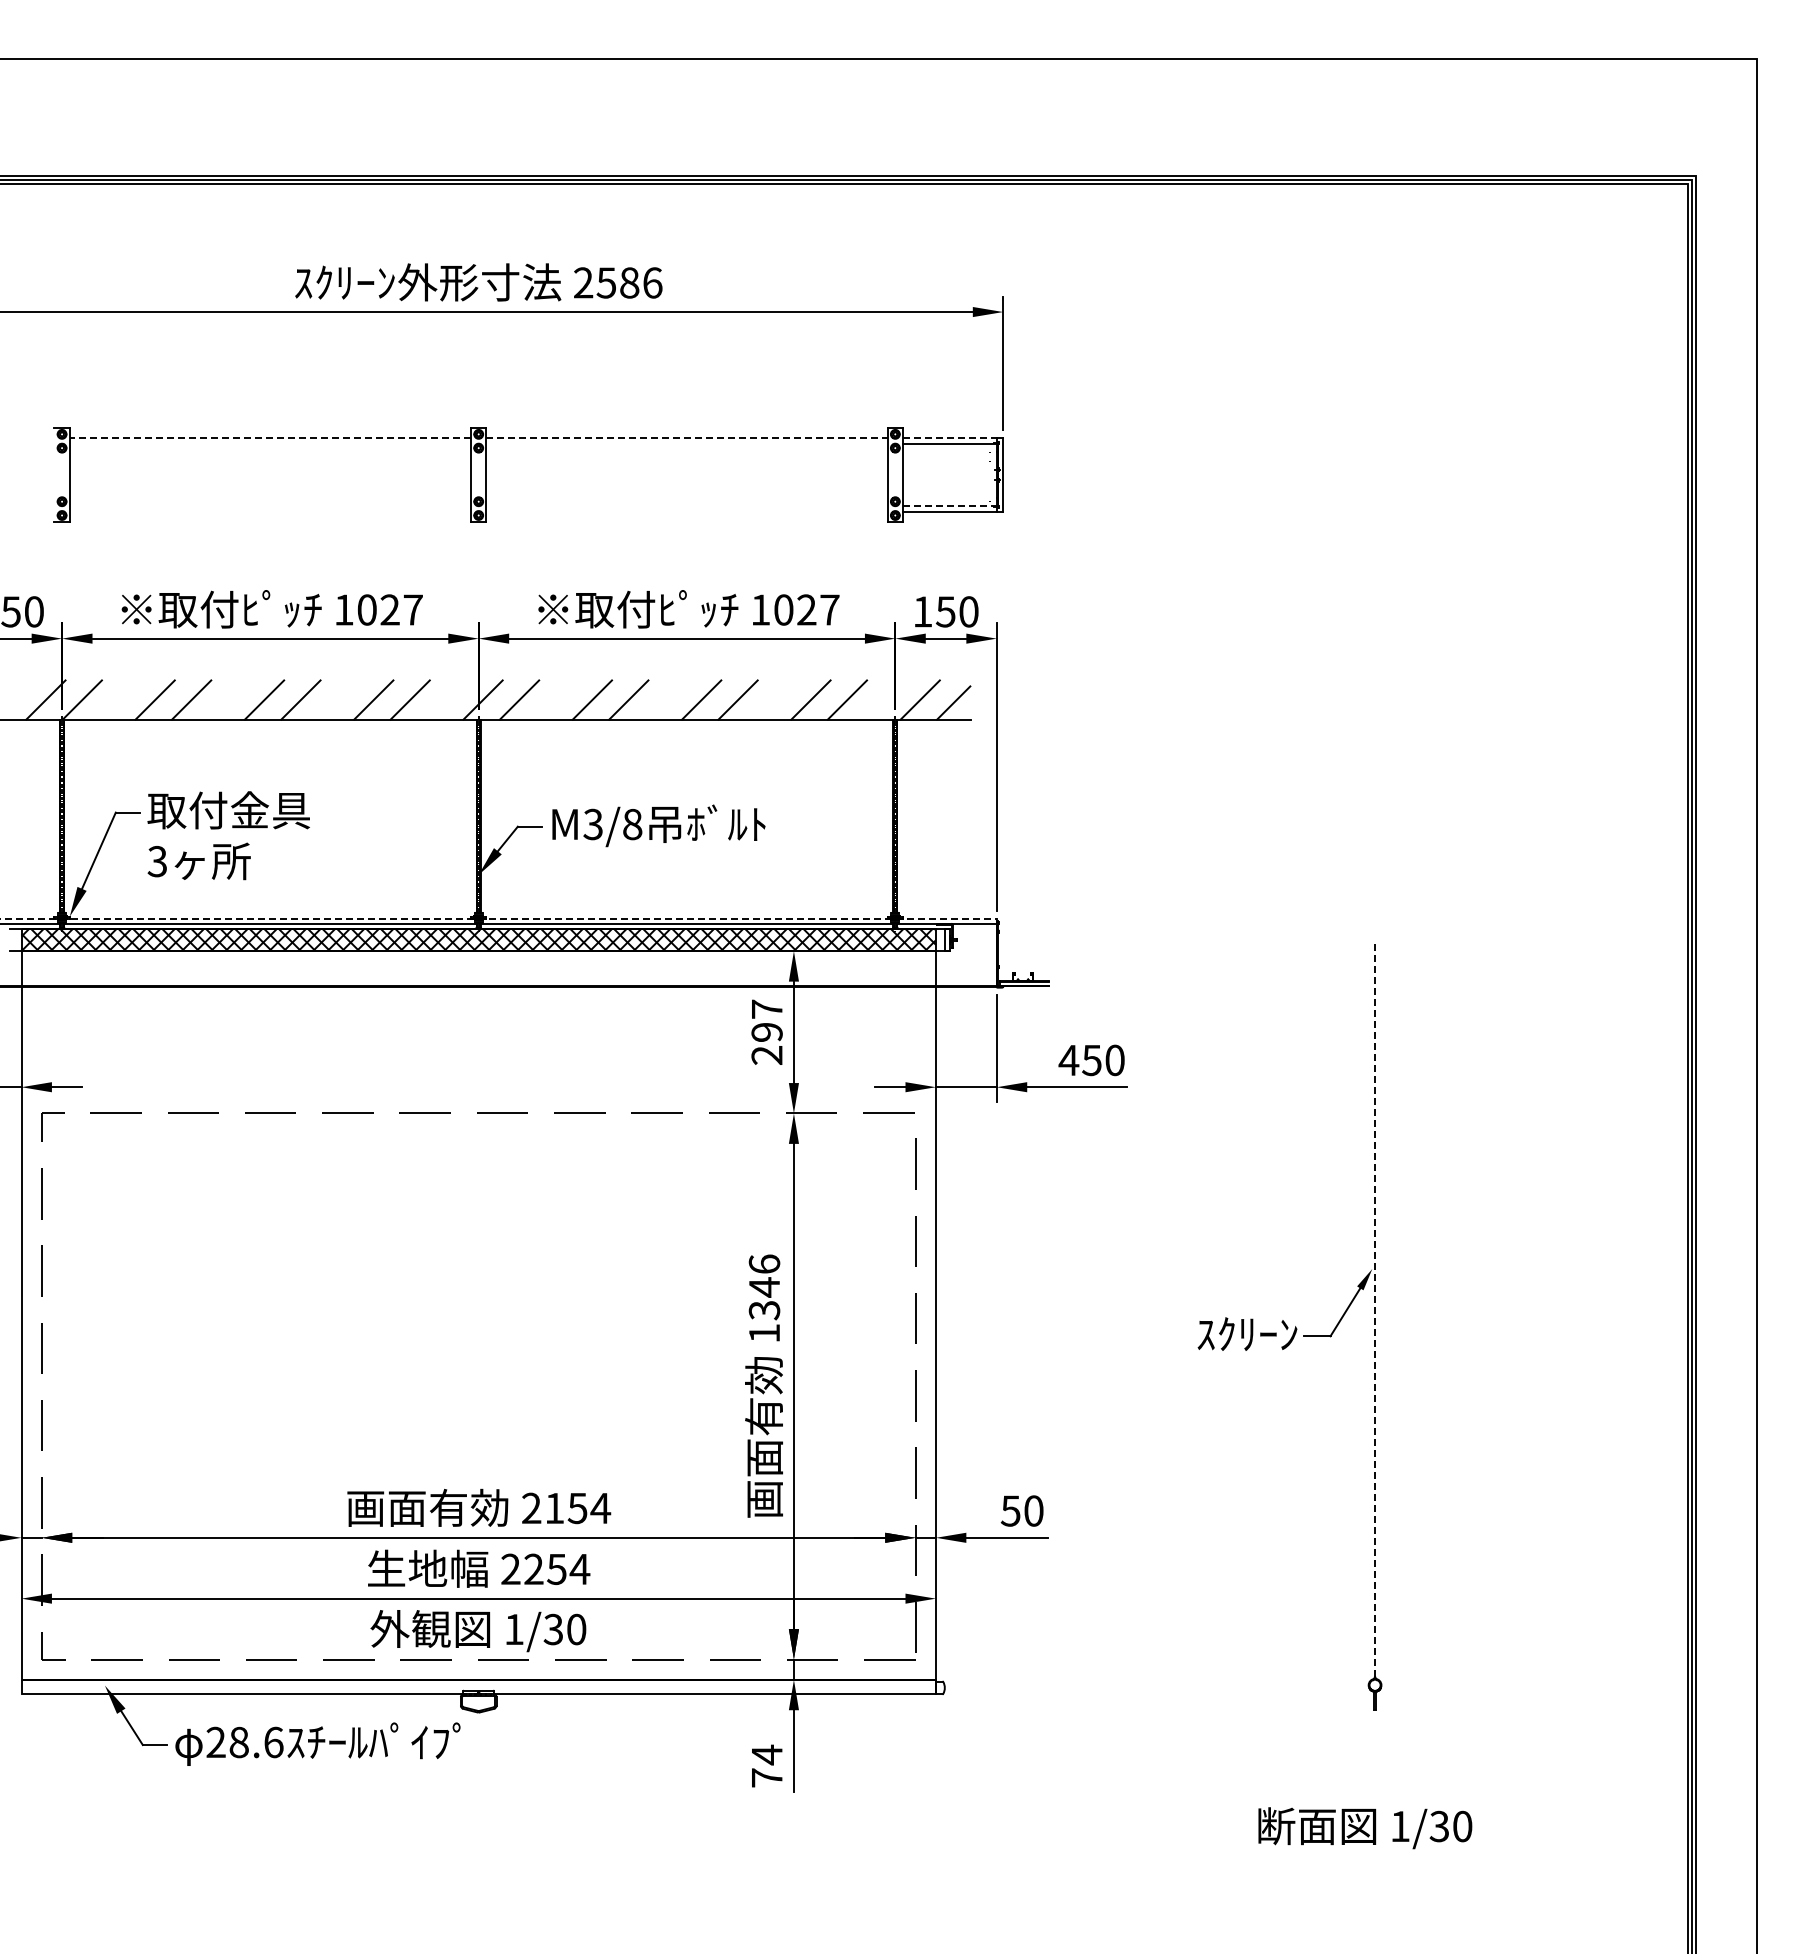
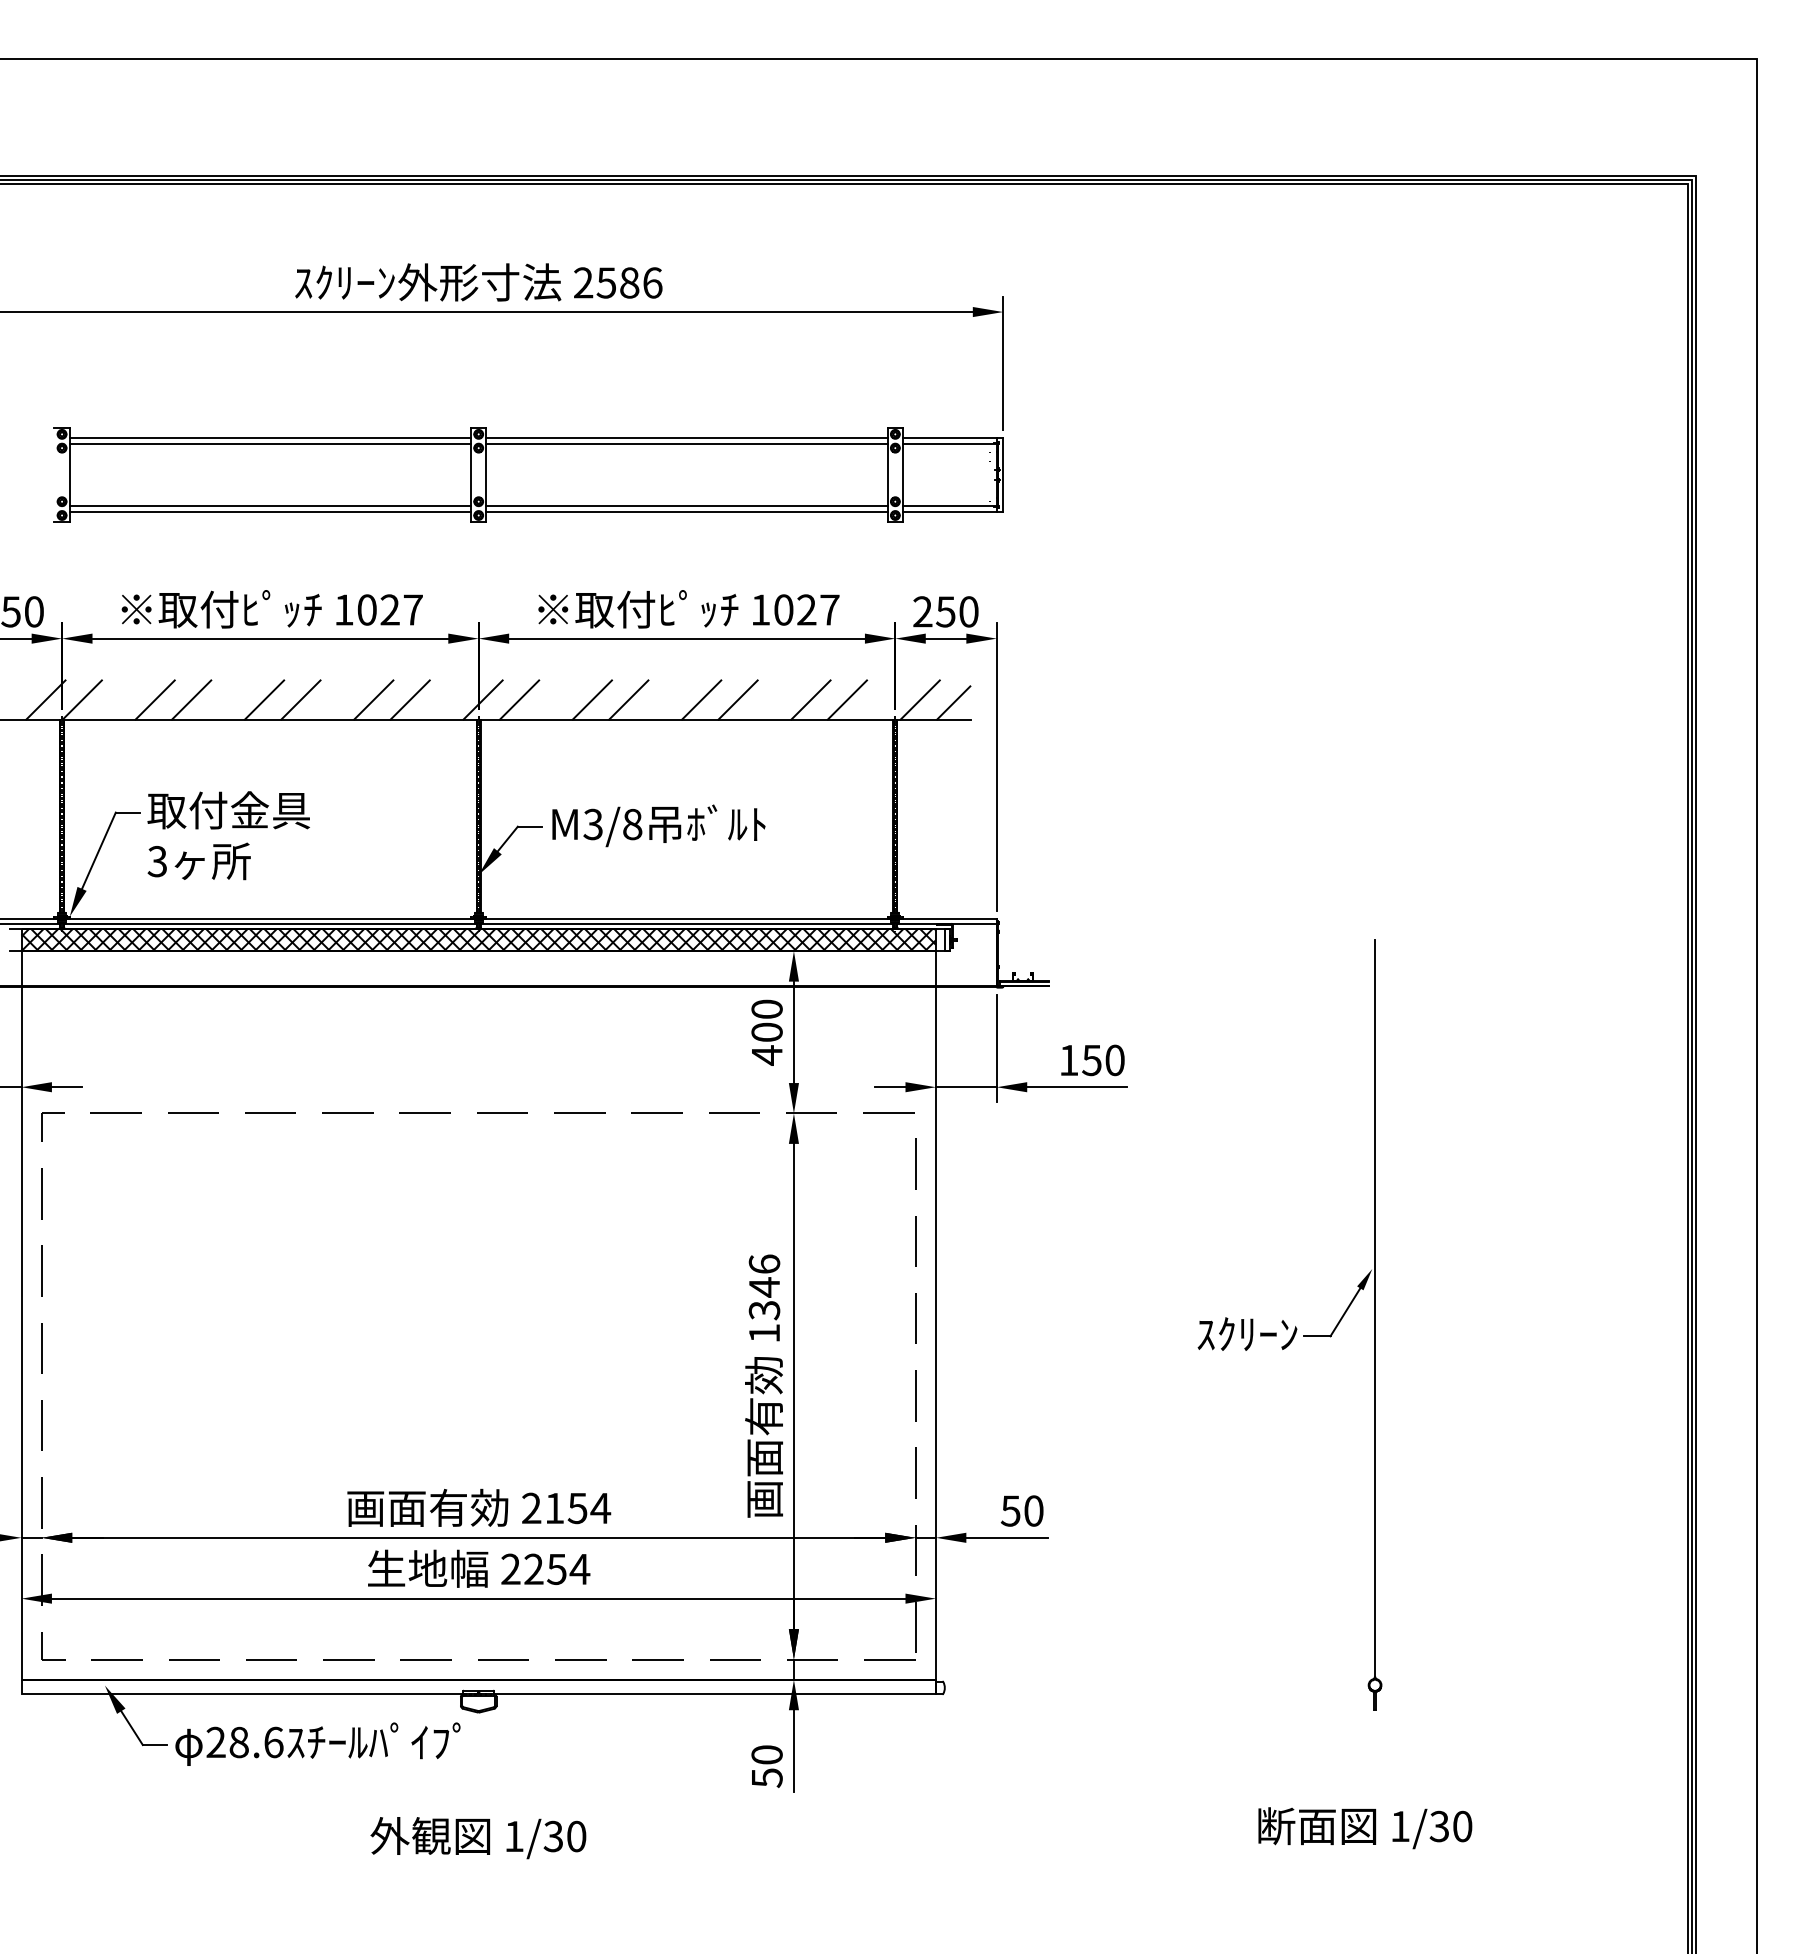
line: dashed -> solid (270, 438)
line: dashed -> solid (687, 438)
line: dashed -> solid (949, 438)
line: none -> present (270, 443)
line: none -> present (686, 443)
line: none -> present (270, 506)
line: none -> present (686, 506)
line: dashed -> solid (949, 506)
line: none -> present (270, 511)
line: none -> present (686, 511)
text: 150 -> 250 (922, 611)
line: dashed -> solid (499, 918)
text: 297 -> 400 (766, 1032)
text: 450 -> 150 (1068, 1060)
line: dashed -> solid (1375, 1308)
text position: (478, 1631) -> (478, 1838) (478, 1838)
text: 74 -> 50 (766, 1766)
